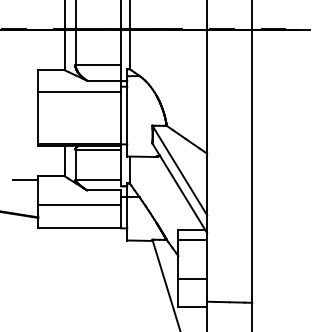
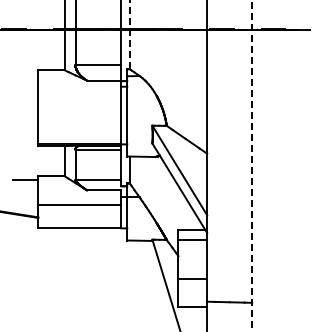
line: solid -> dashed (129, 34)
line: present -> none (79, 91)
line: solid -> dashed (252, 165)
